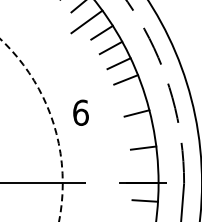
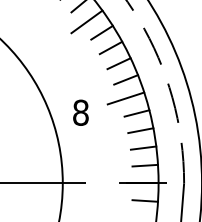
line: none -> present (125, 98)
text: 6 -> 8 (80, 112)
circle: dashed -> solid (31, 129)
line: none -> present (140, 130)
line: none -> present (145, 165)
